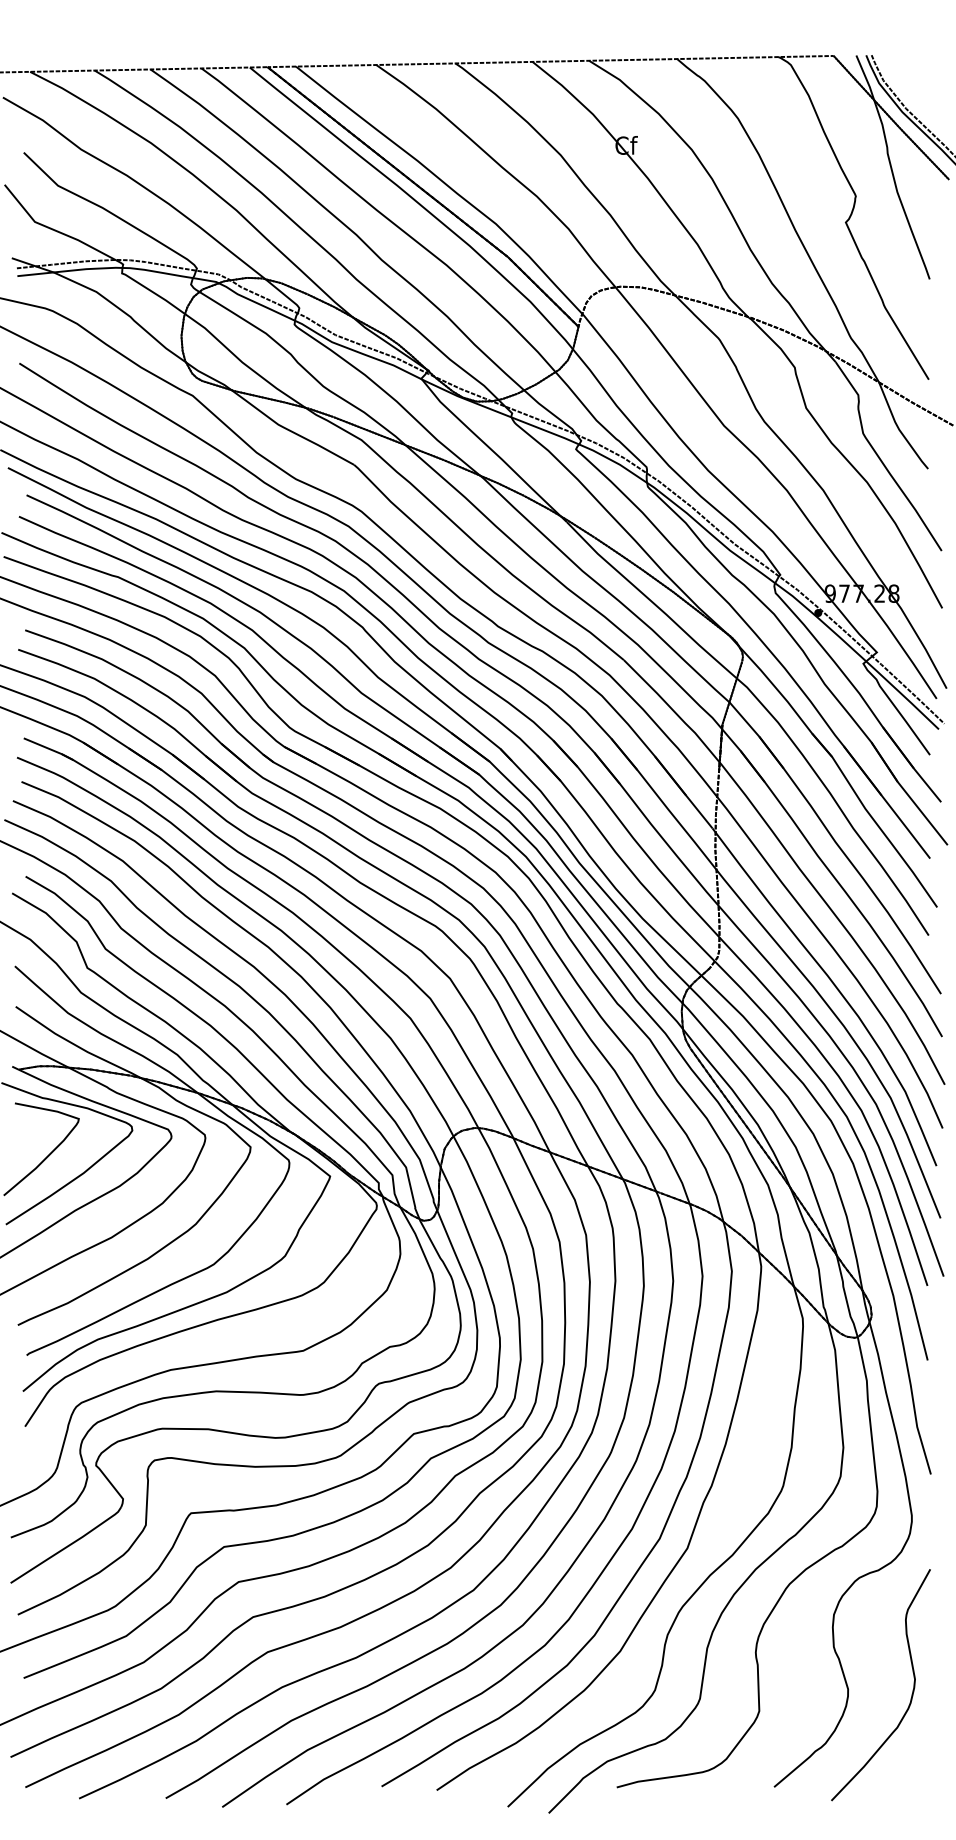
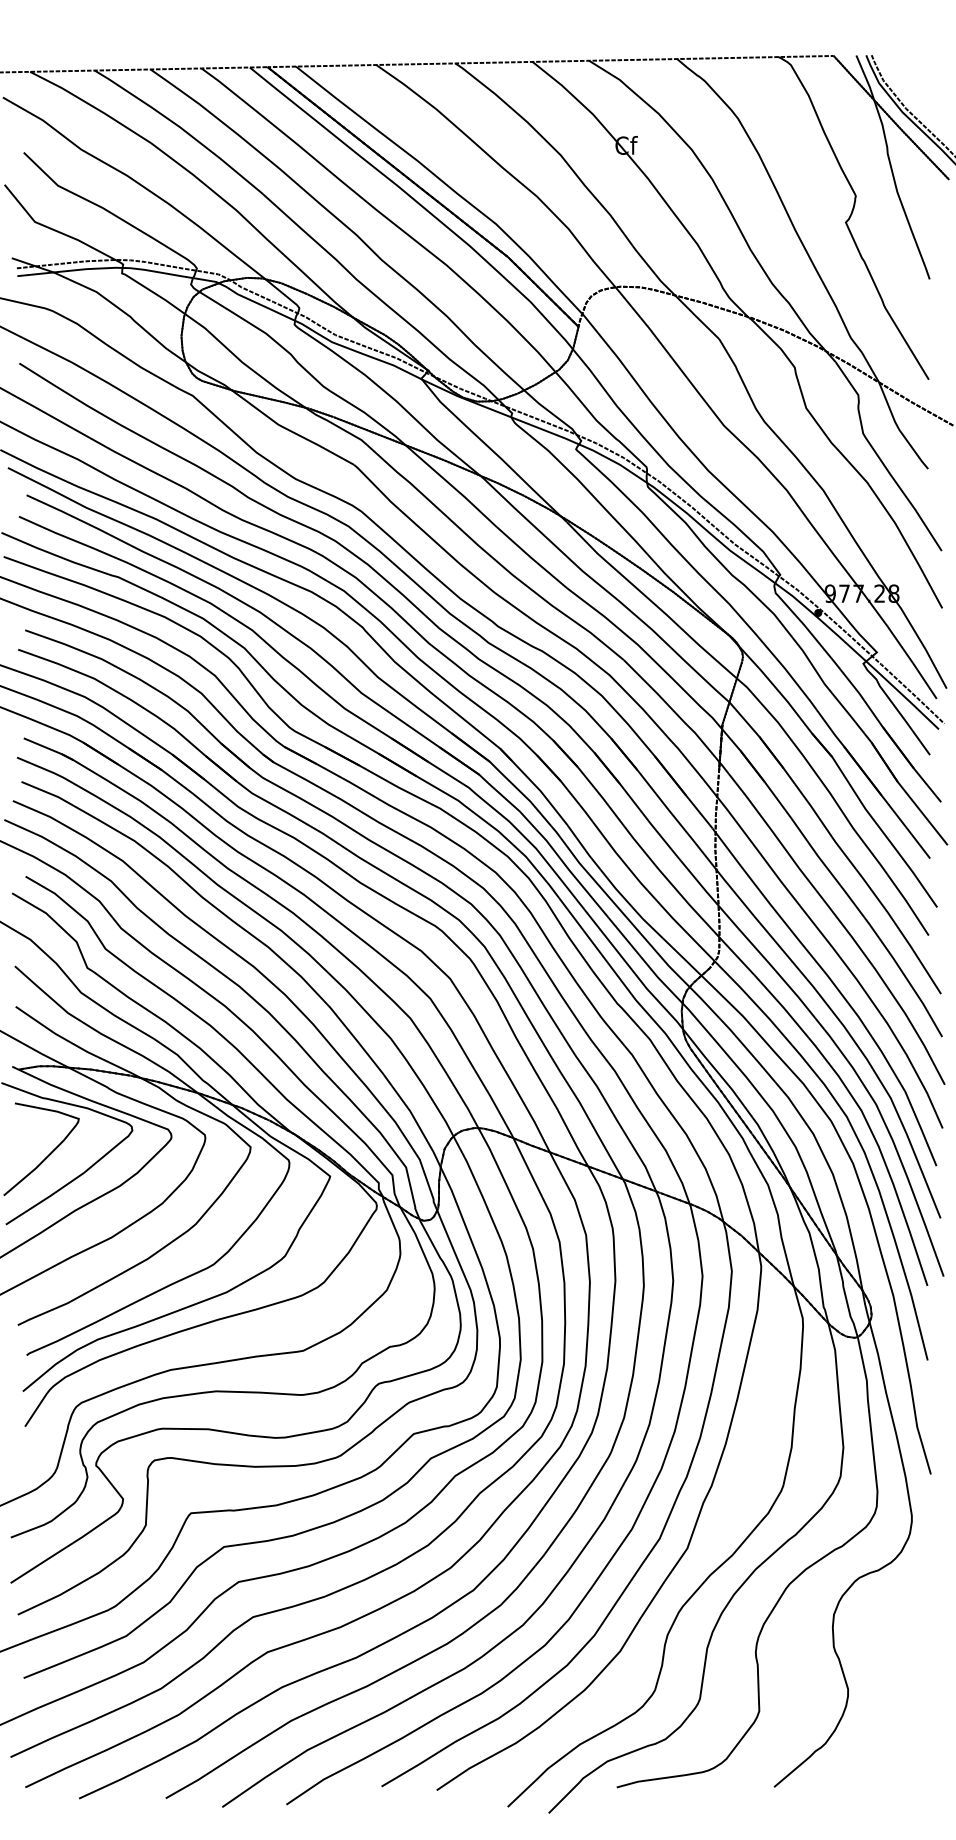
curve: present -> none (912, 1689)
